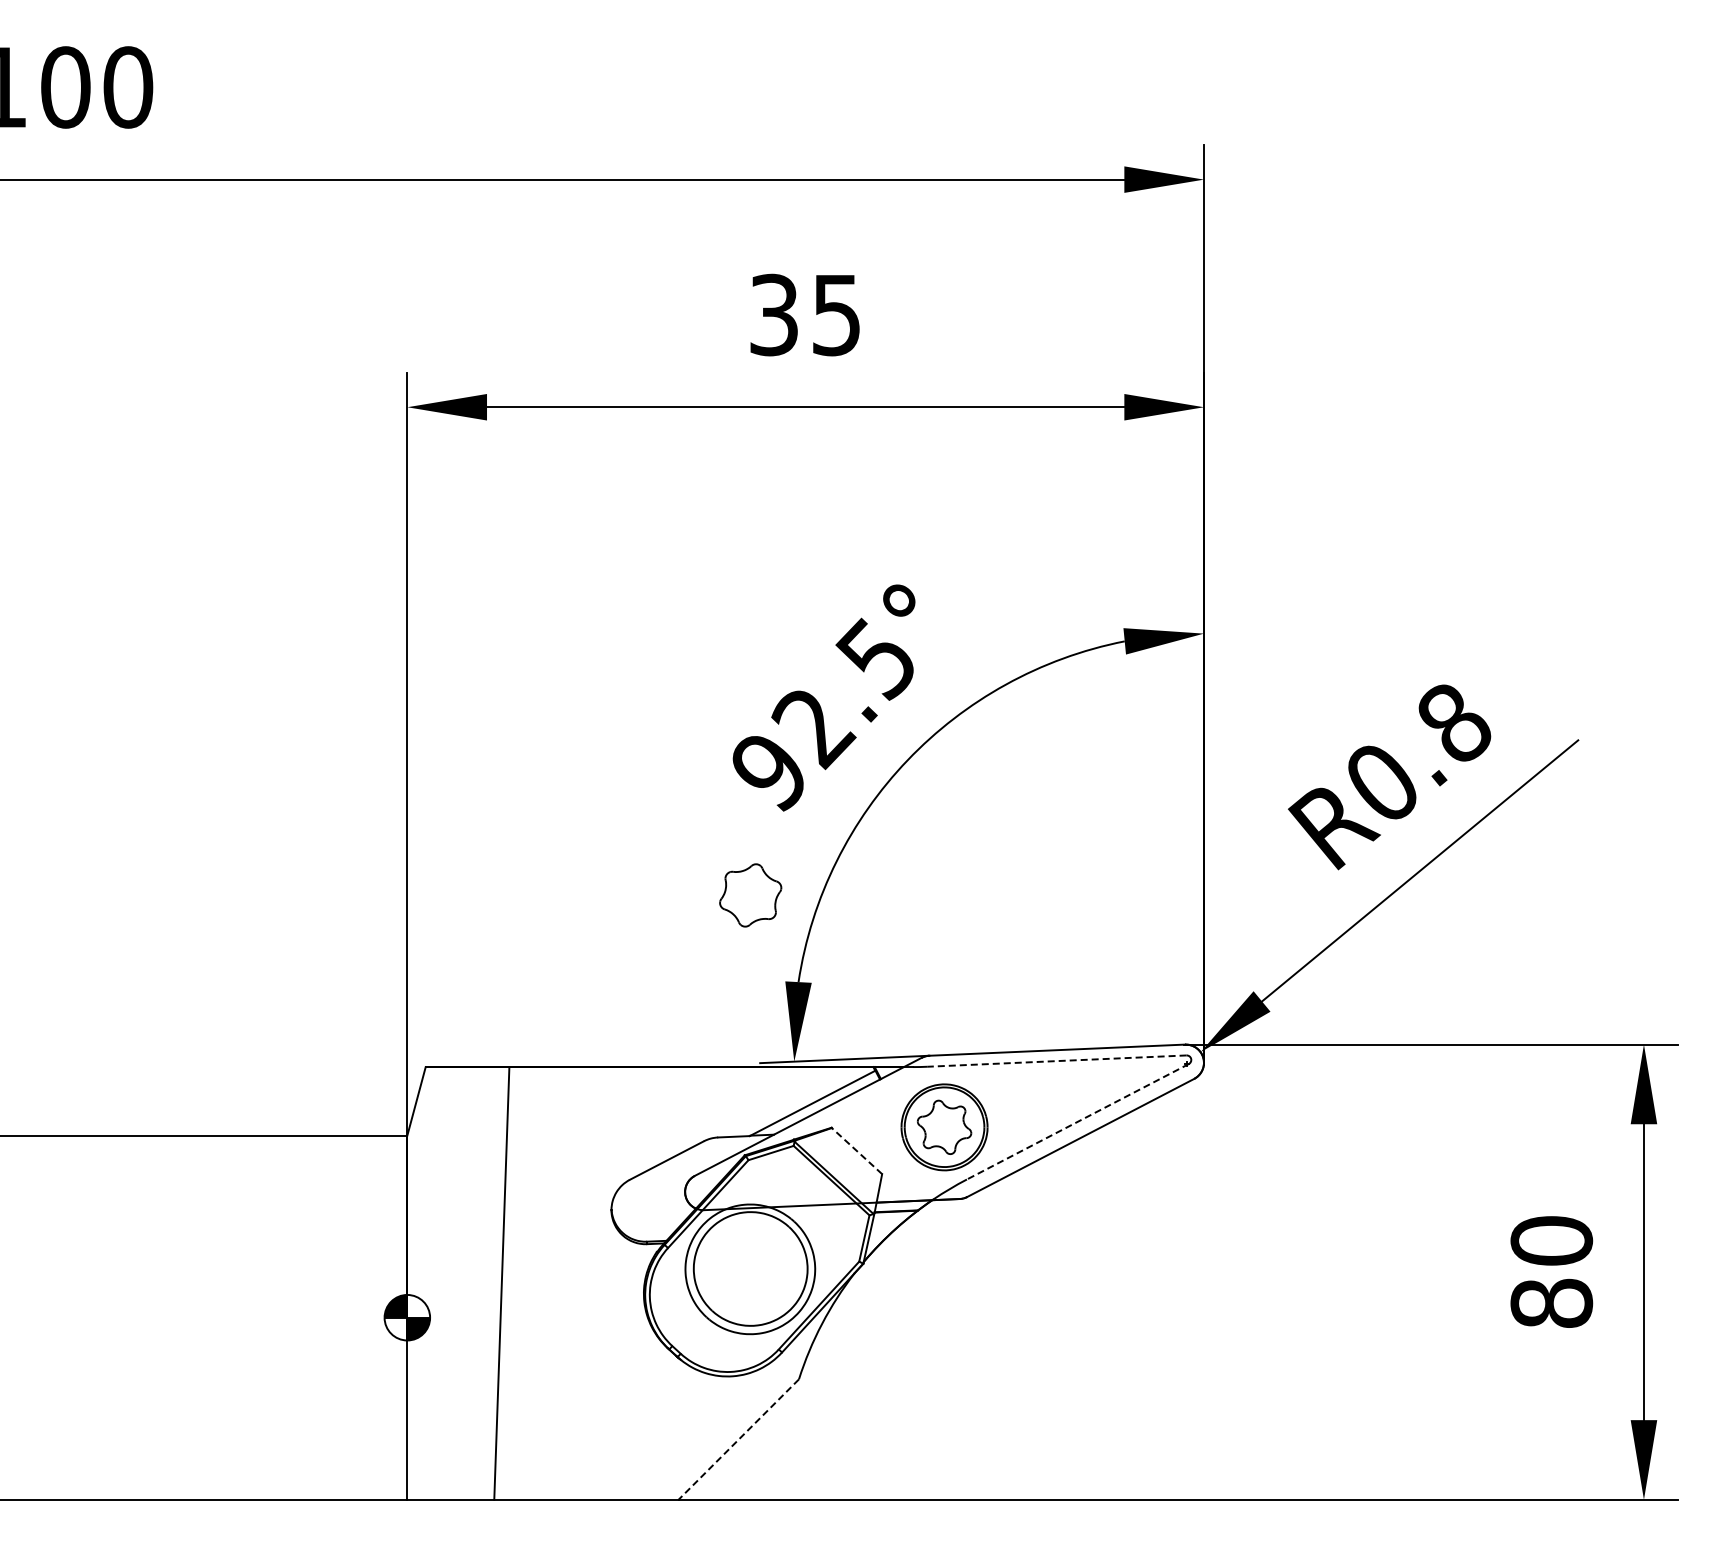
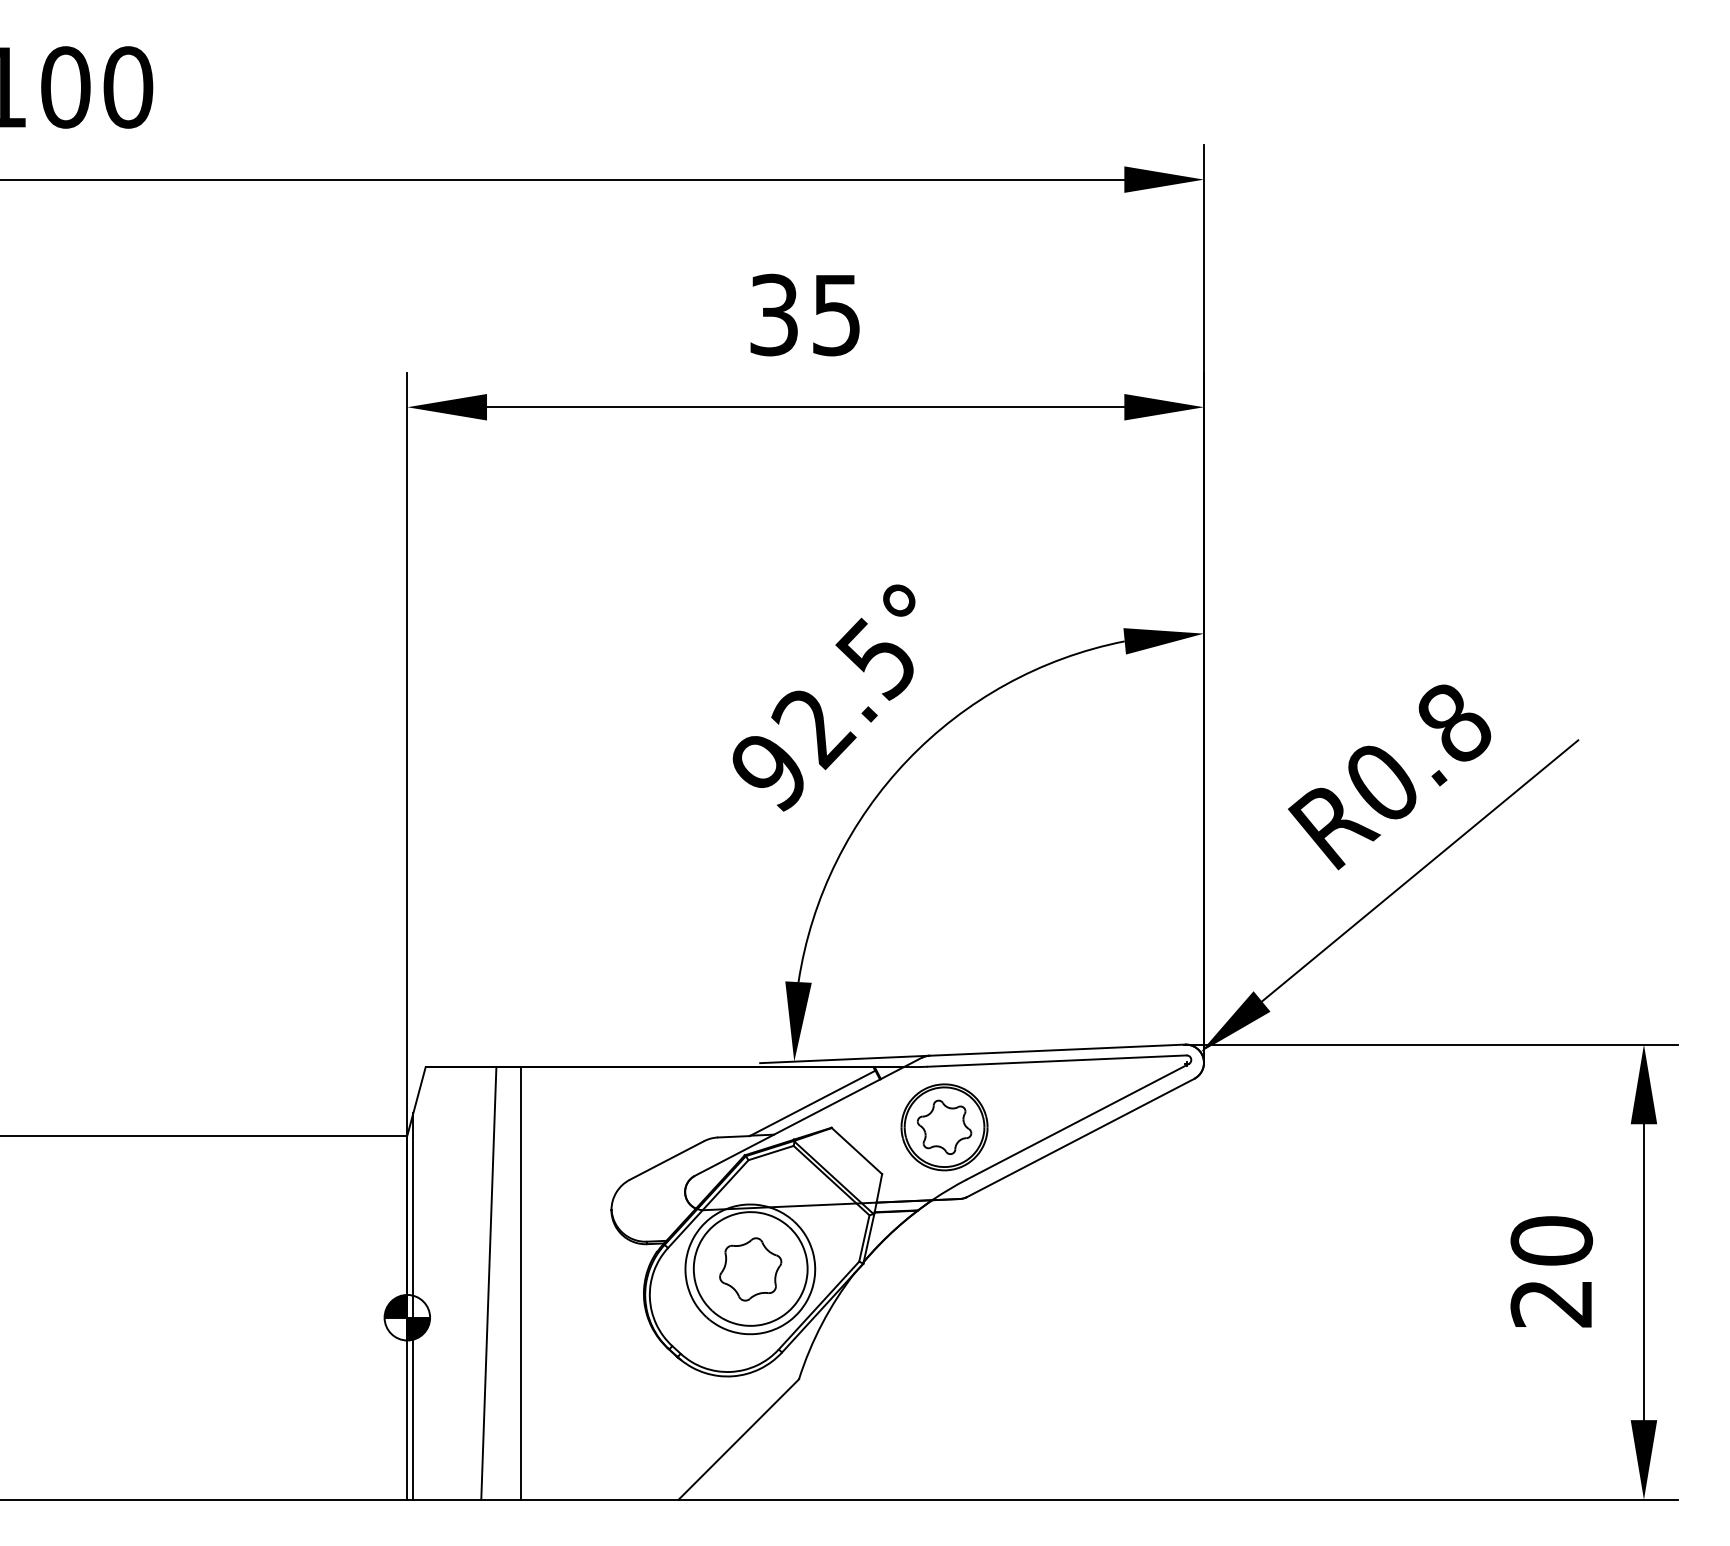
part position: (750, 895) -> (750, 1269) (750, 1269)
line: dashed -> solid (1057, 1061)
line: dashed -> solid (1077, 1122)
line: dashed -> solid (856, 1150)
line position: (501, 1283) -> (488, 1283) (488, 1283)
line: none -> present (521, 1283)
text: 80 -> 20 (1551, 1302)
line: none -> present (413, 1305)
line: dashed -> solid (738, 1439)
